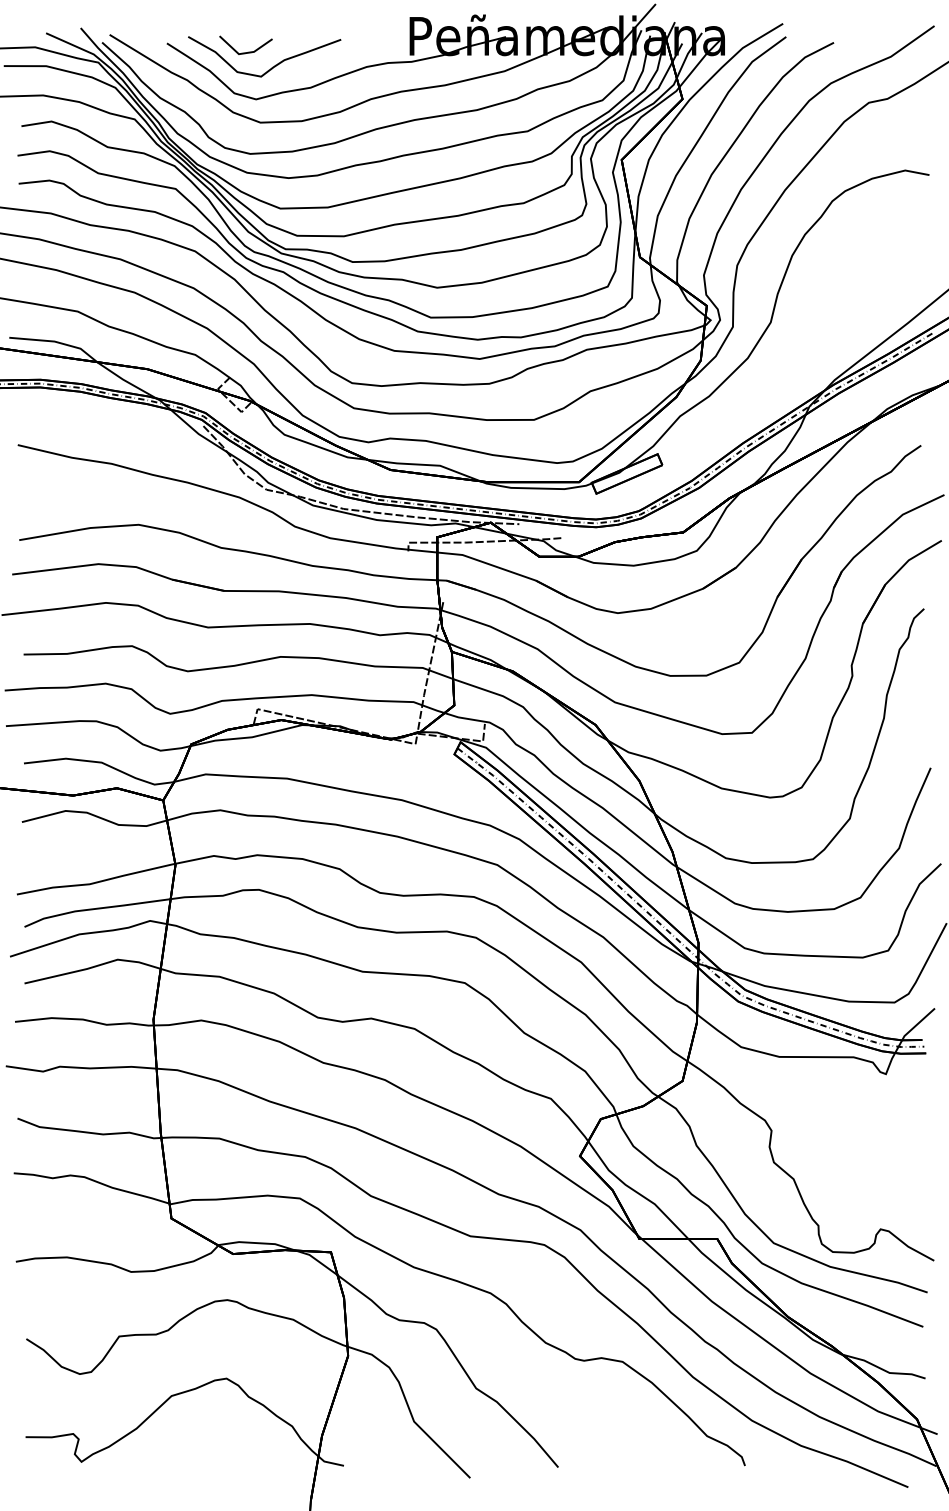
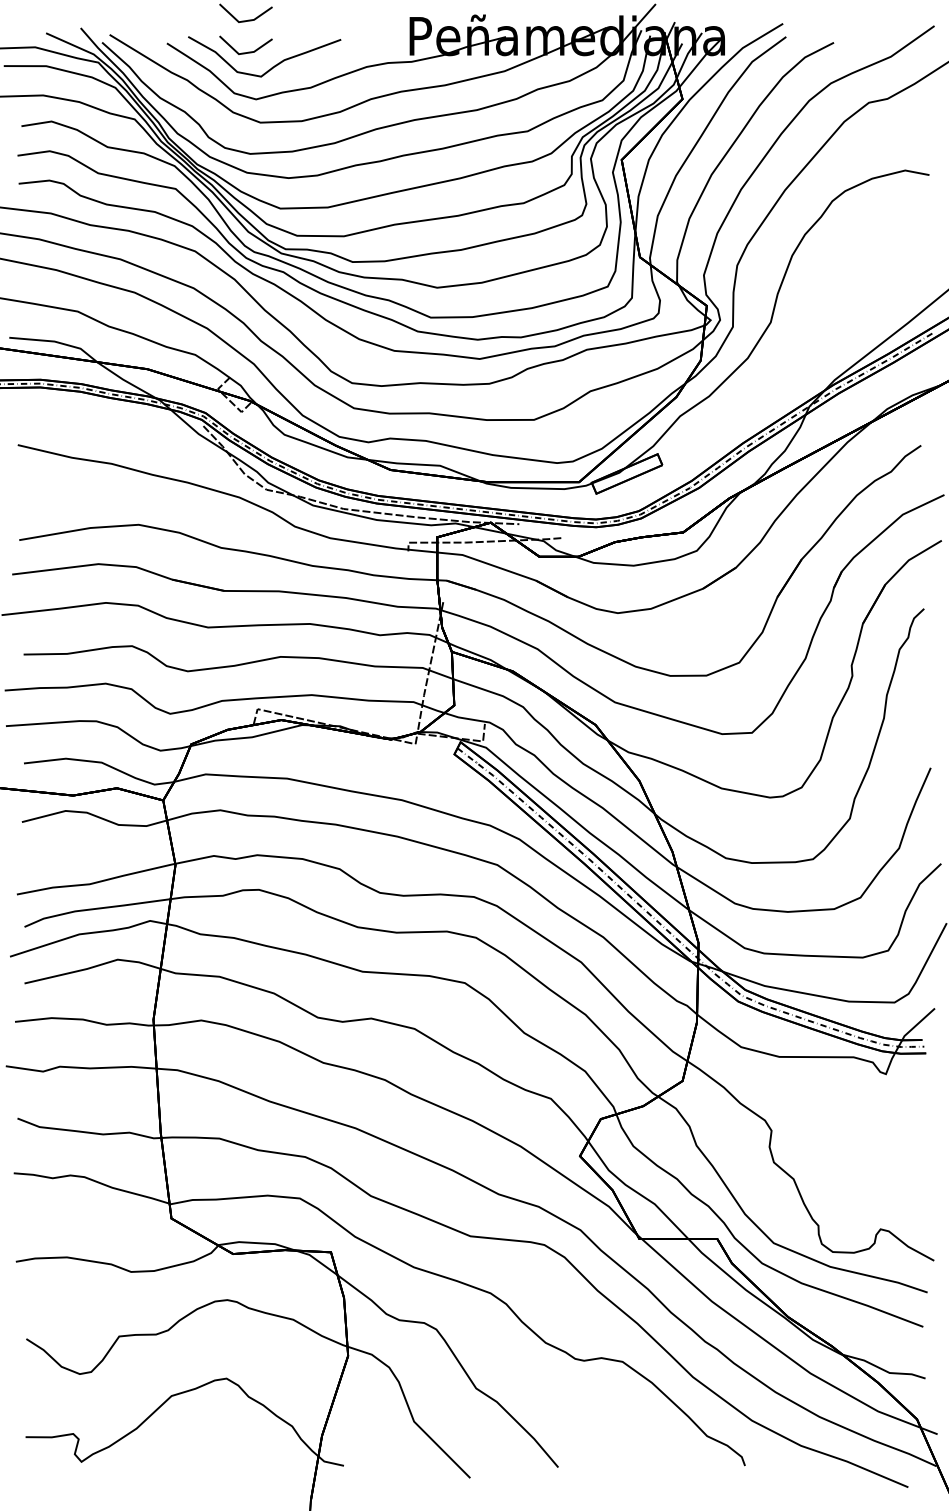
line: none -> present (248, 19)
